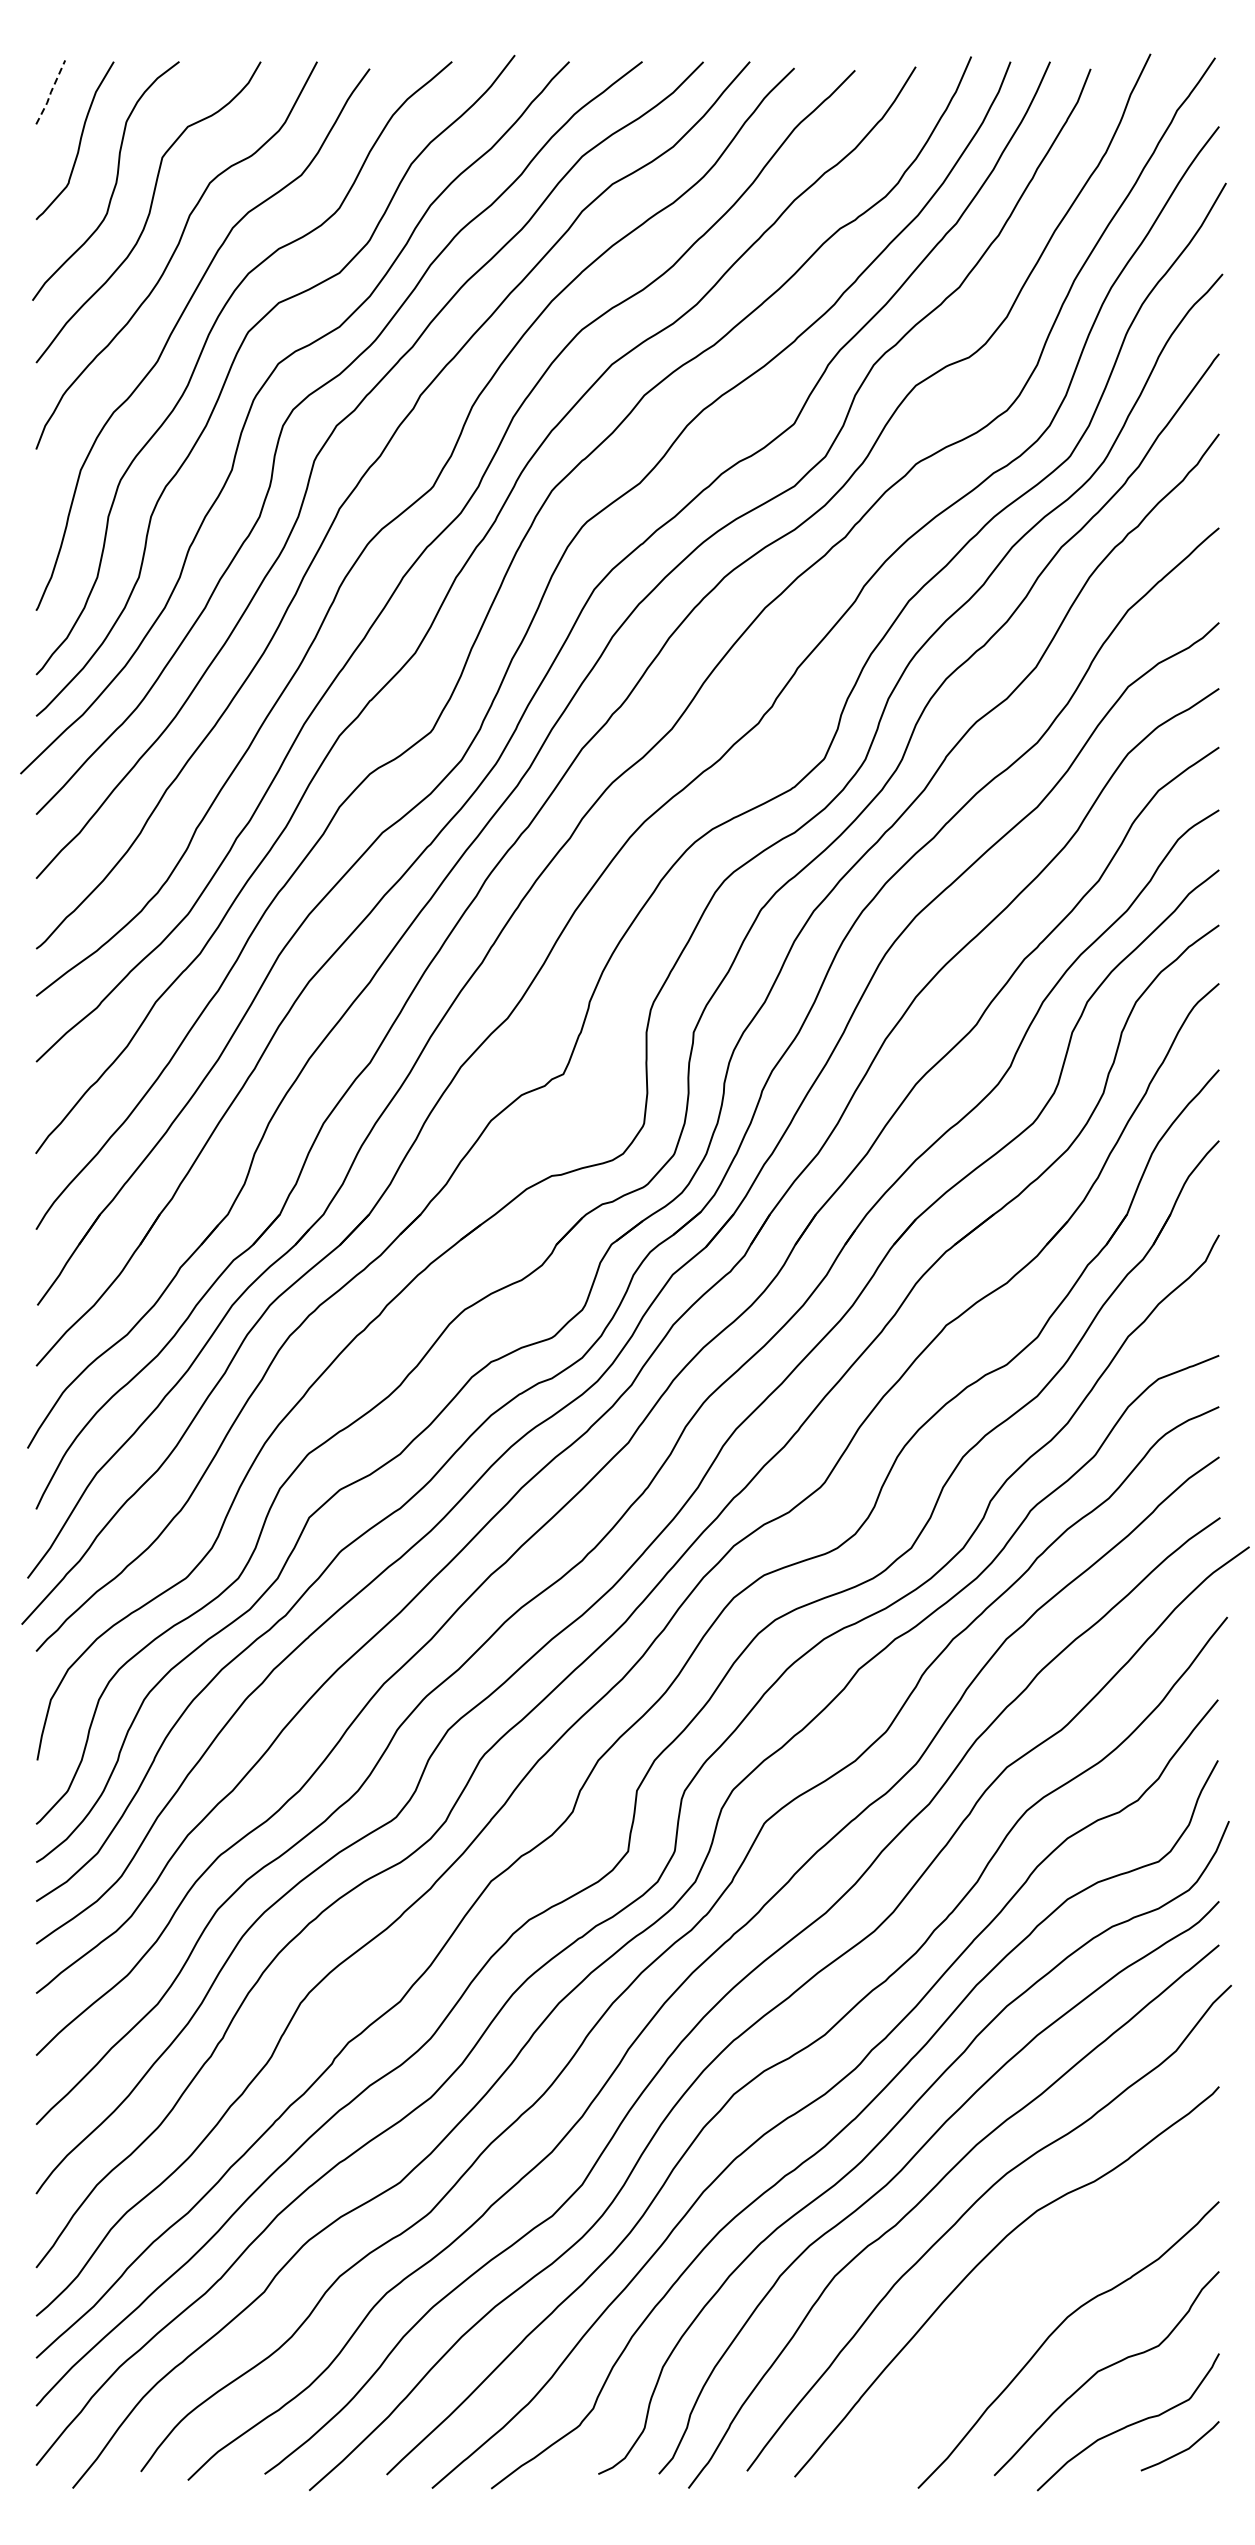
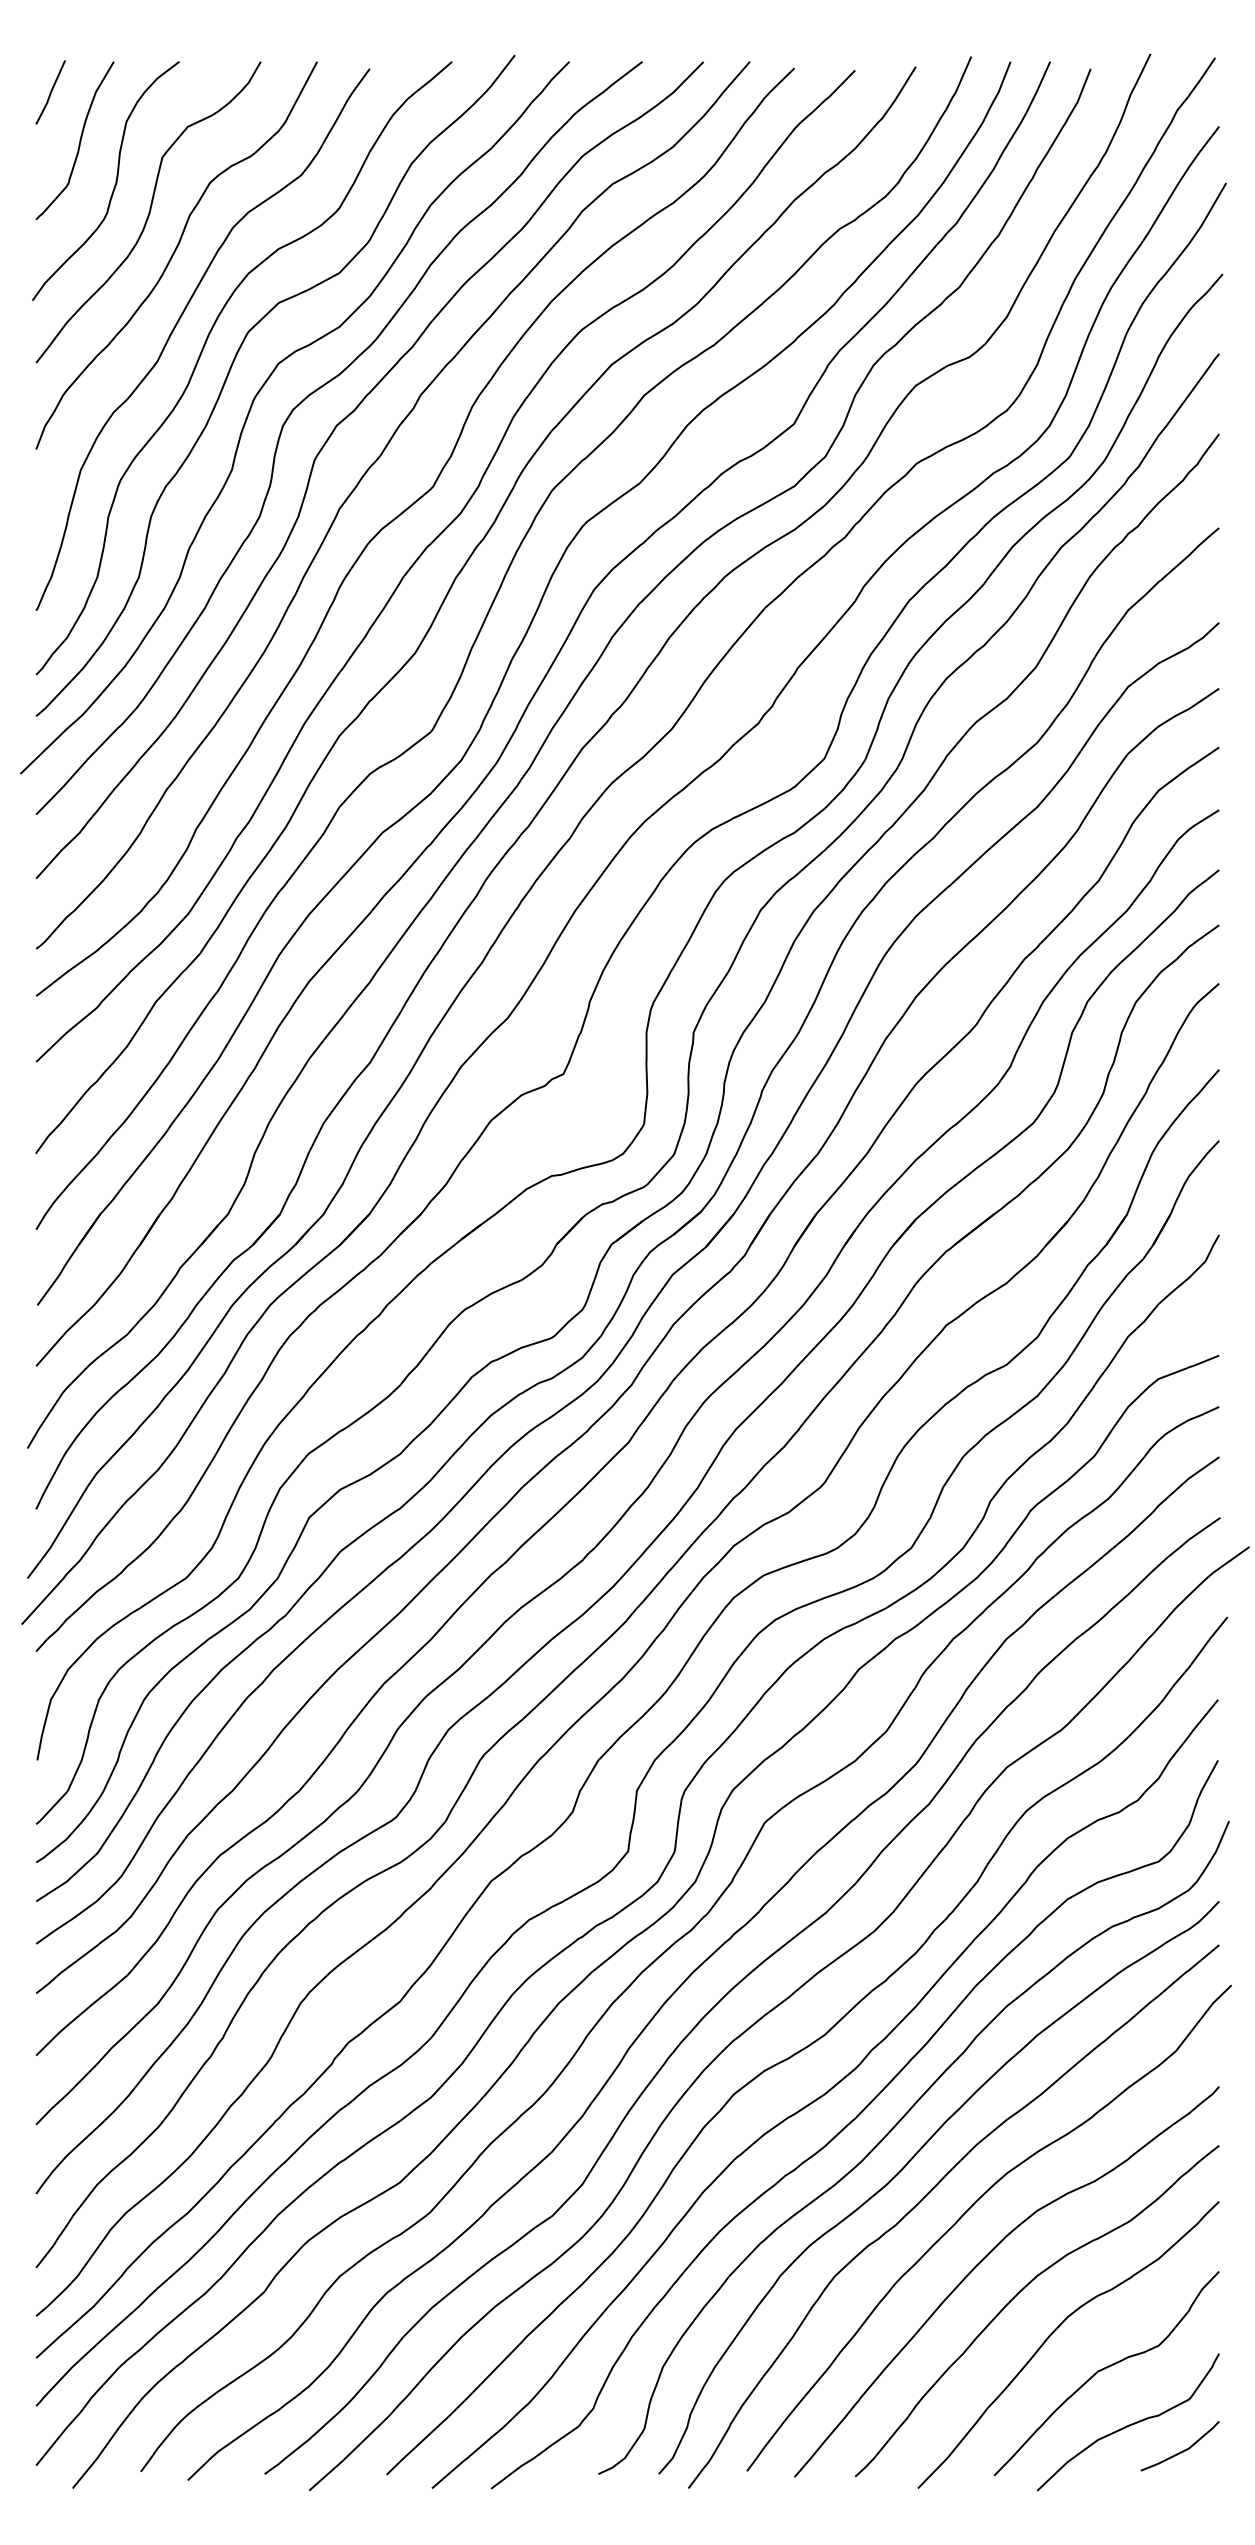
line: dashed -> solid (50, 92)
curve: none -> present (1019, 2293)
